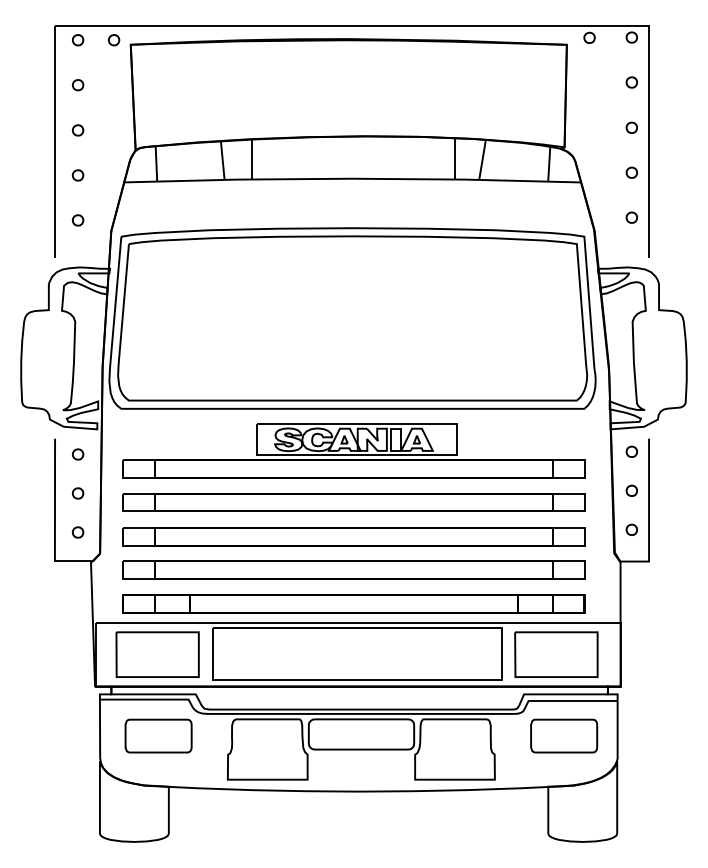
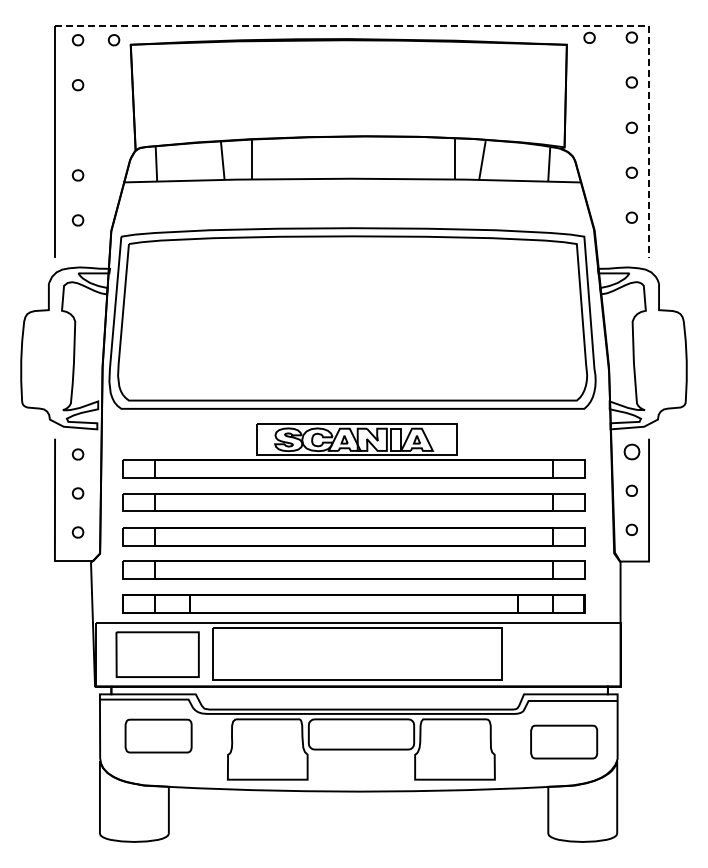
line: solid -> dashed (469, 26)
part: present -> none (77, 130)
part size: 13x13 px -> 18x18 px (631, 451)
part: present -> none (556, 654)
part position: (564, 735) -> (564, 741) (564, 741)
